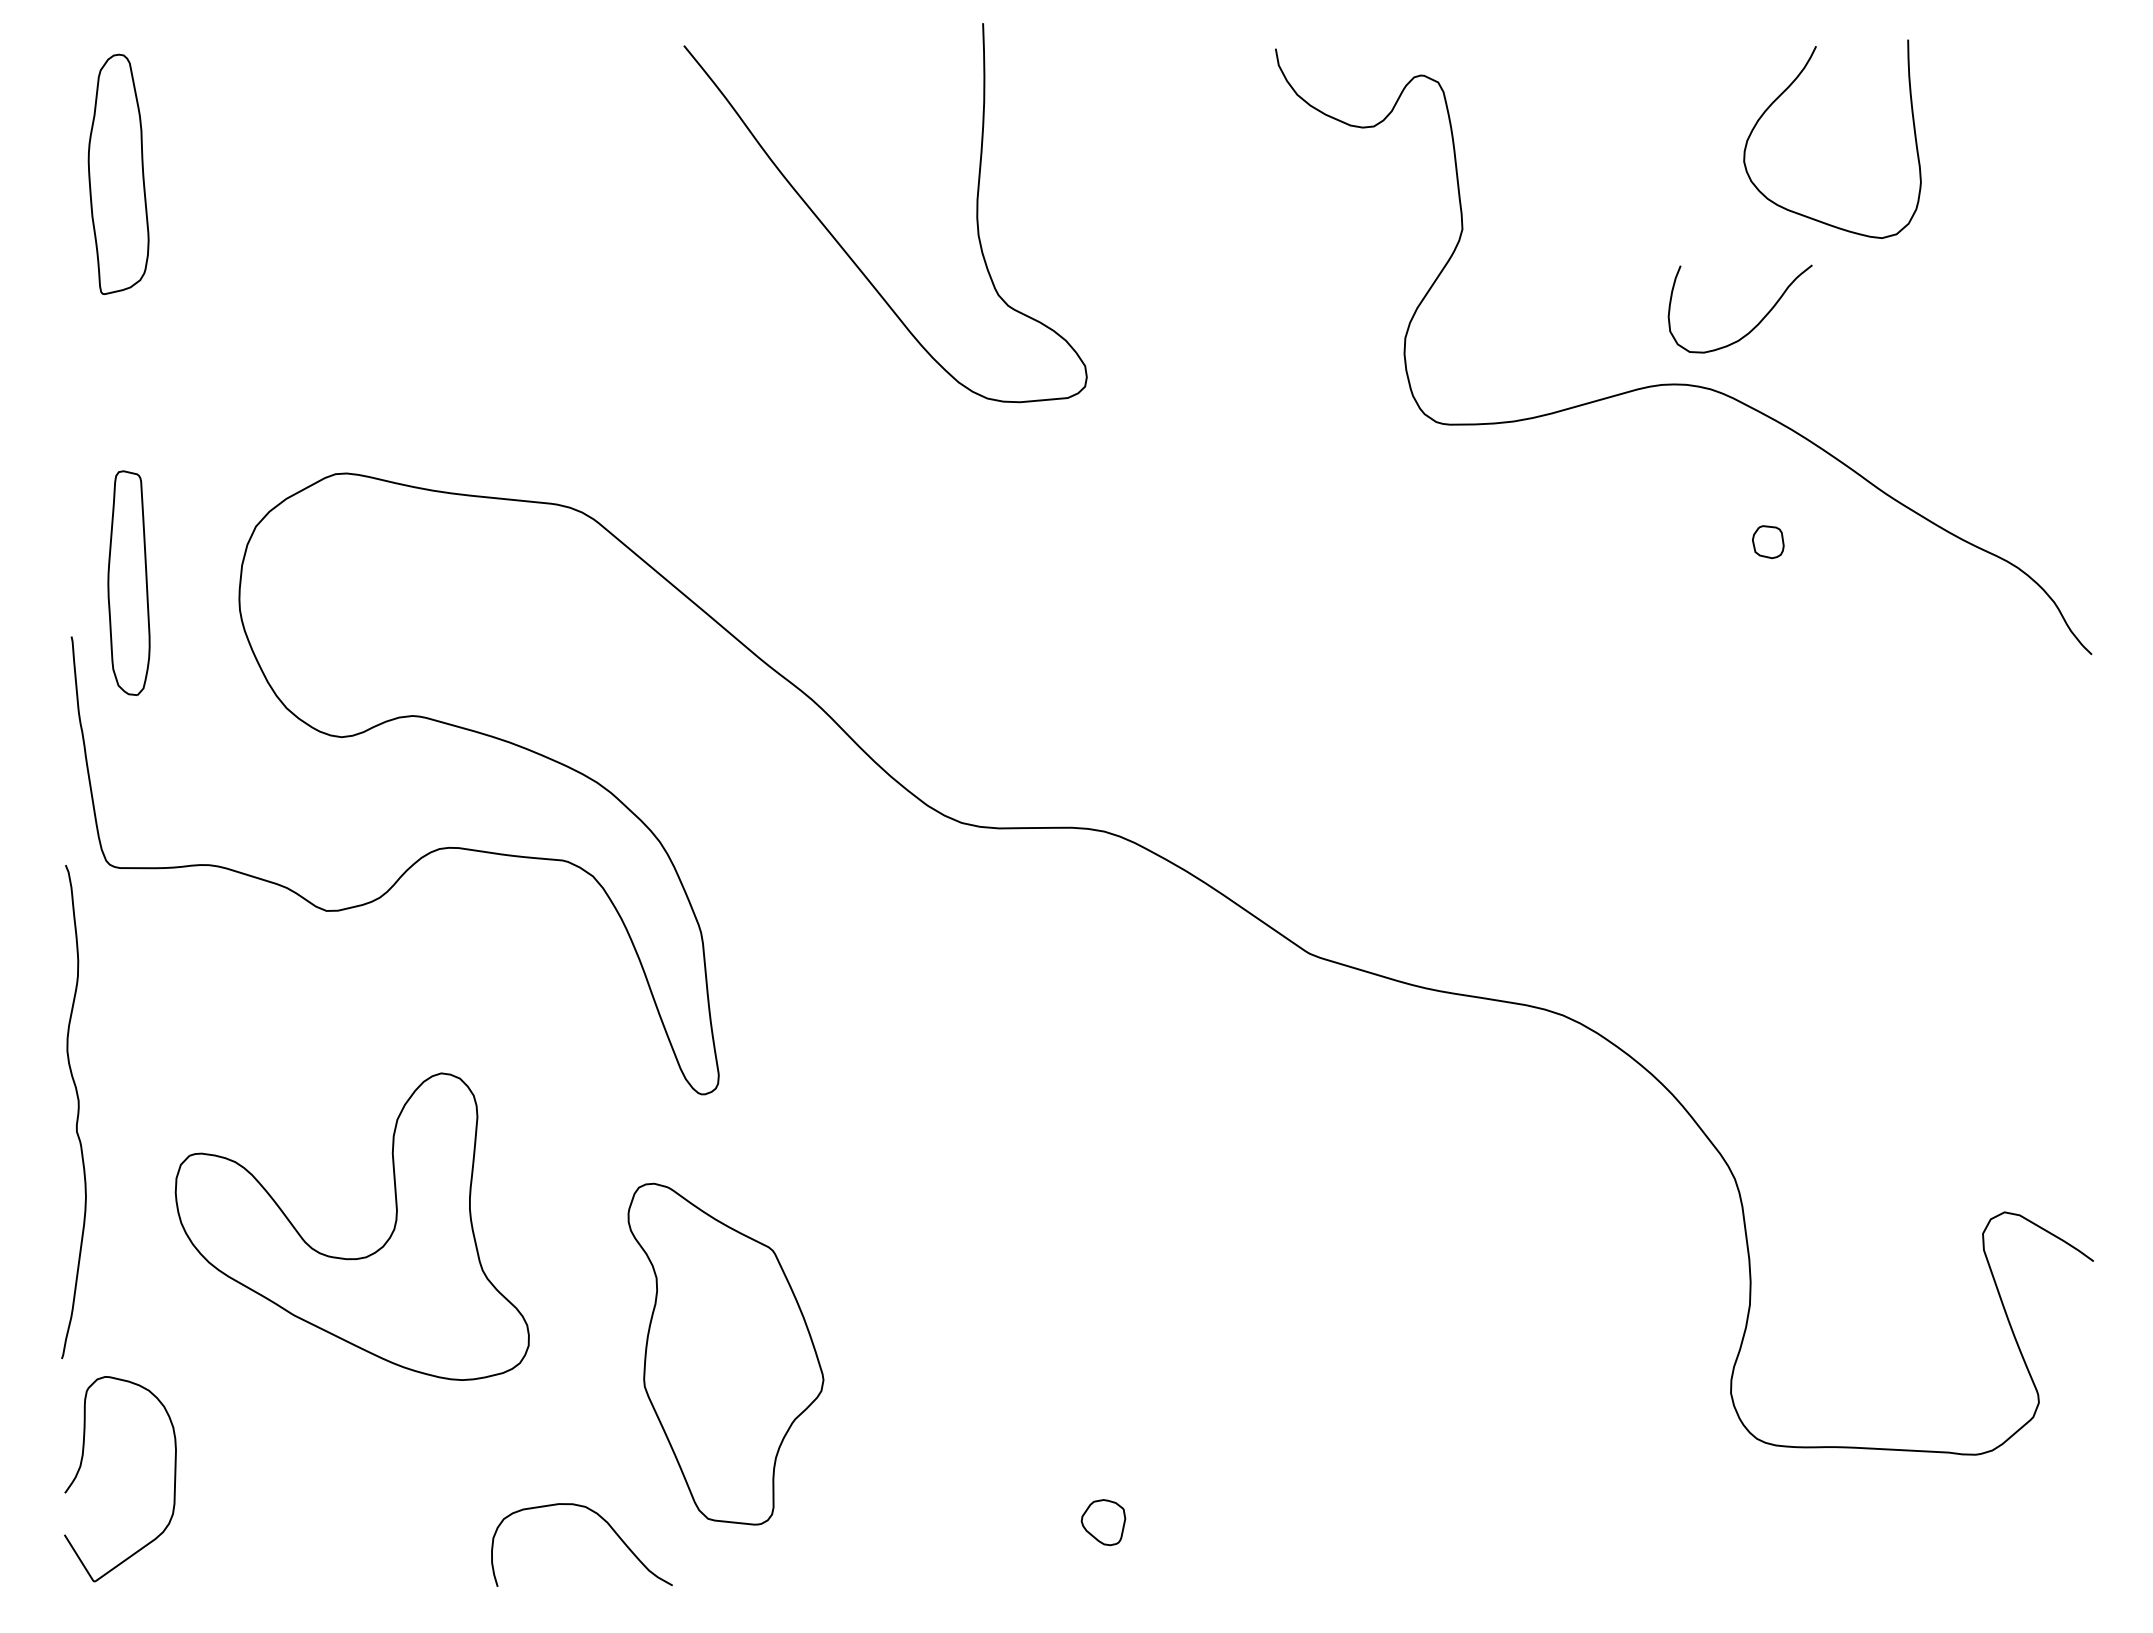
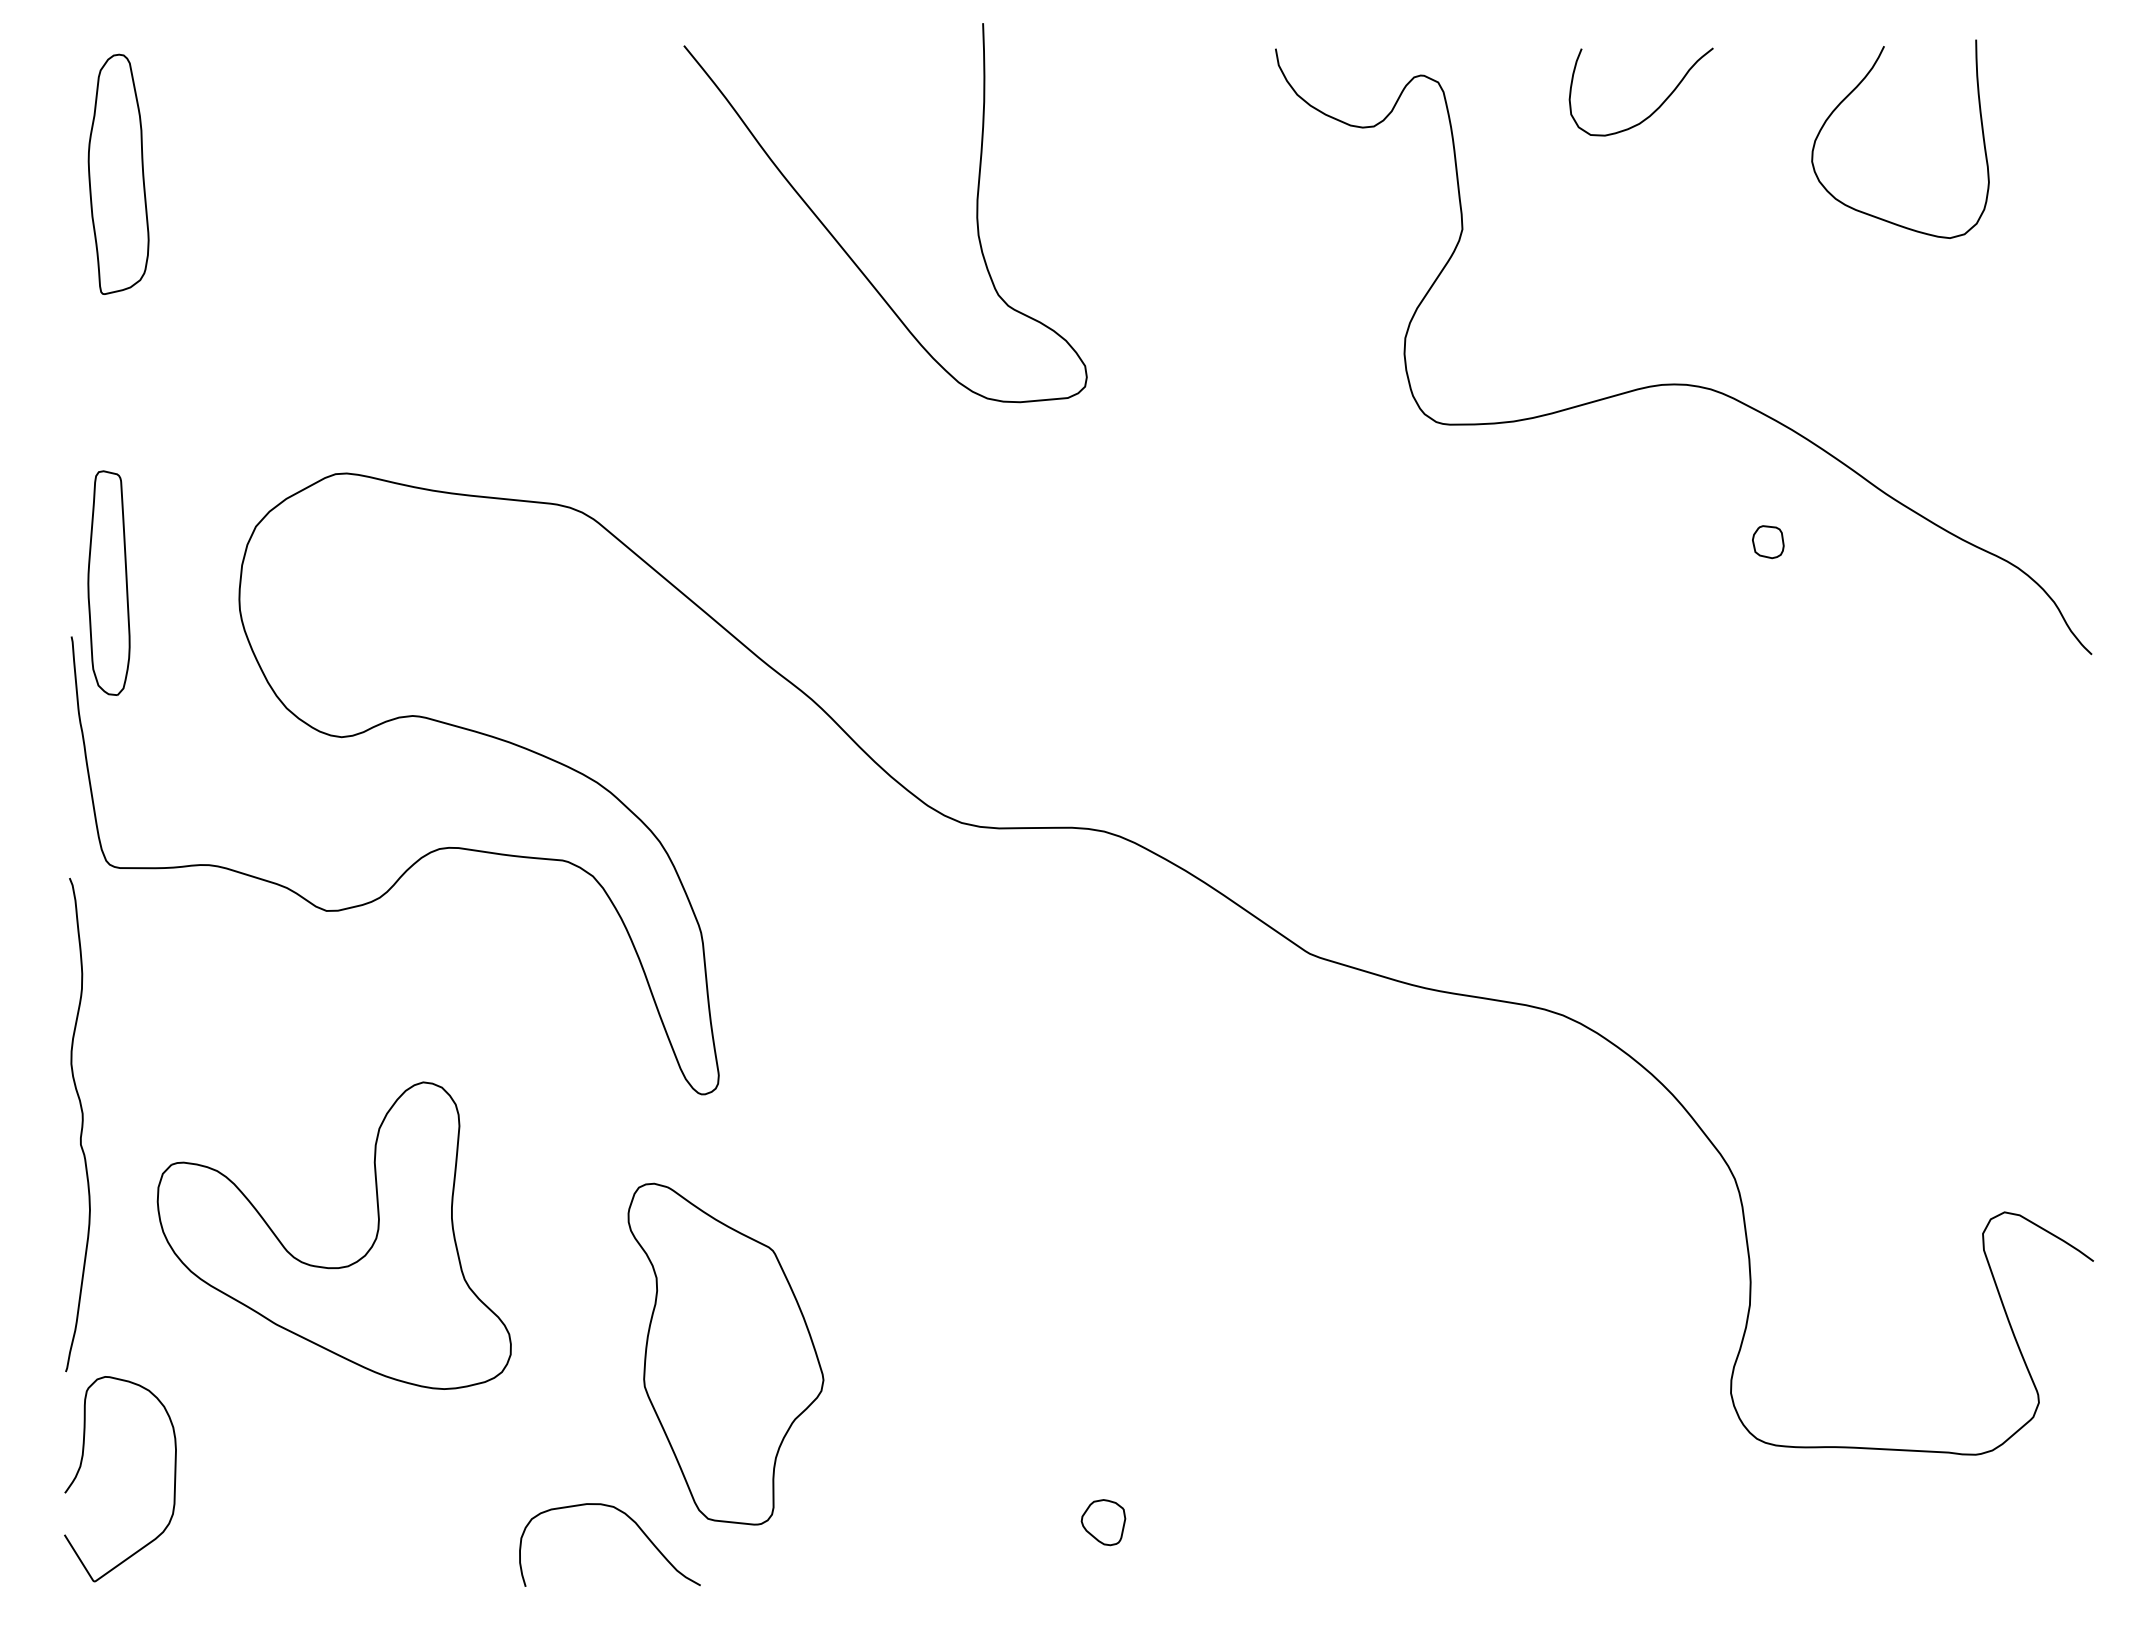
curve position: (1785, 91) -> (1853, 91) (1853, 91)
curve position: (1756, 324) -> (1657, 107) (1657, 107)
part position: (128, 582) -> (108, 582) (108, 582)
curve position: (77, 1112) -> (81, 1125) (81, 1125)
part position: (358, 1257) -> (340, 1266) (340, 1266)
curve position: (604, 1521) -> (632, 1521) (632, 1521)
